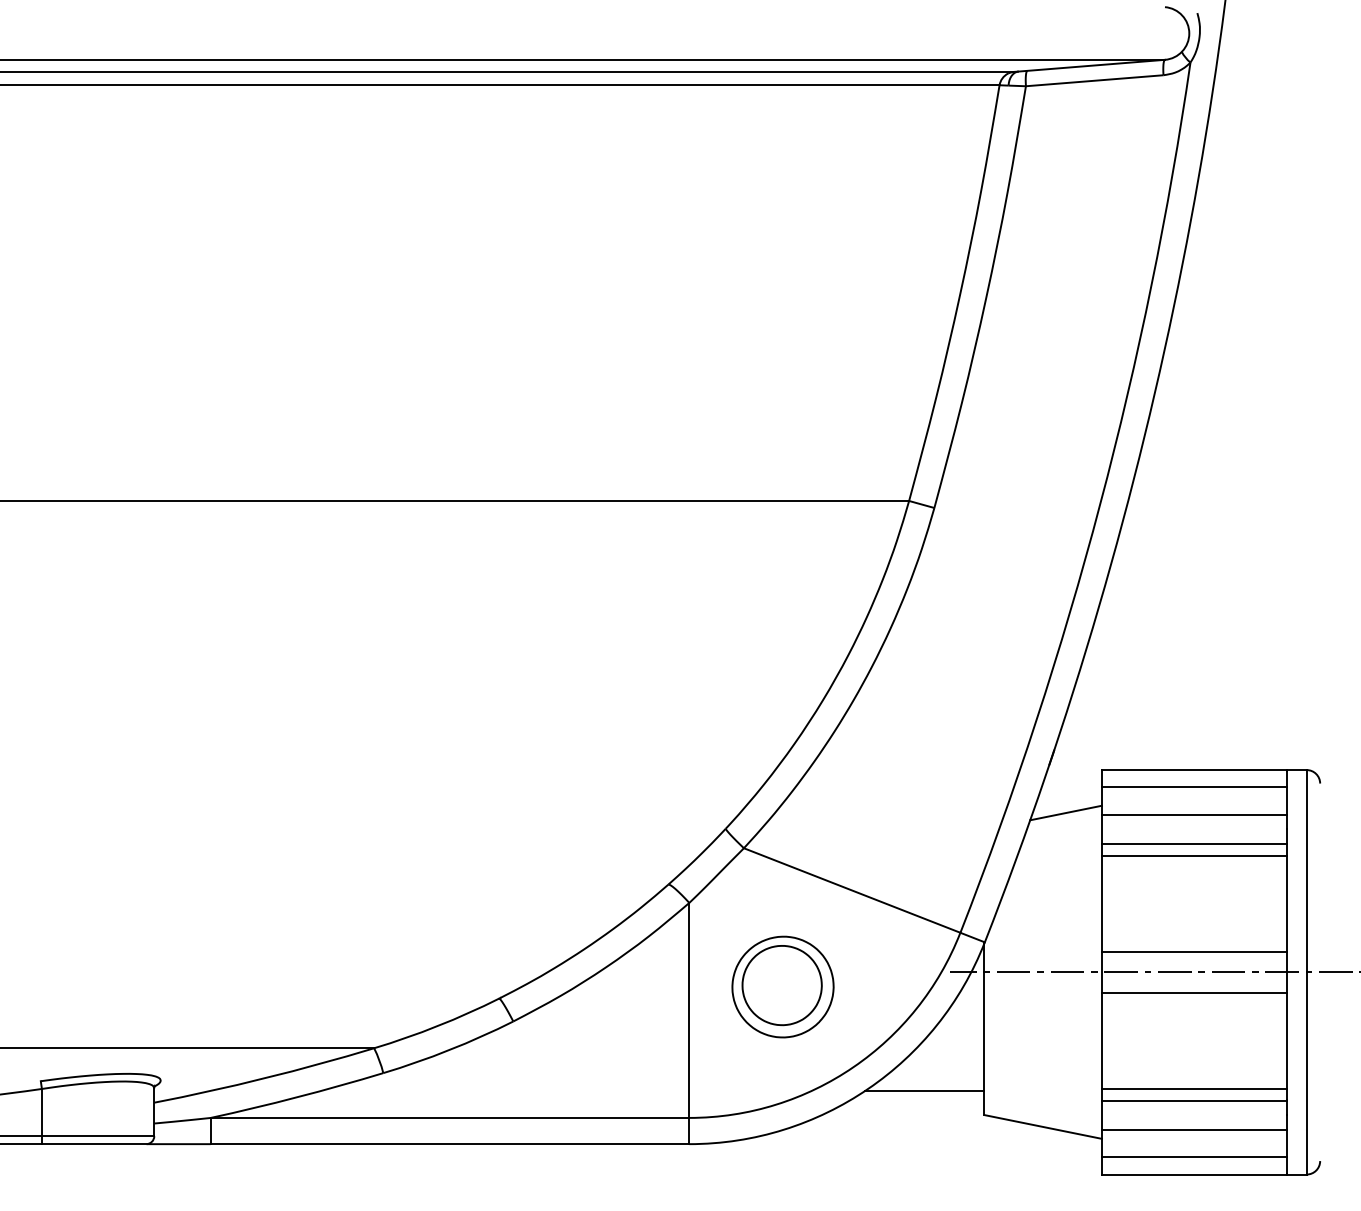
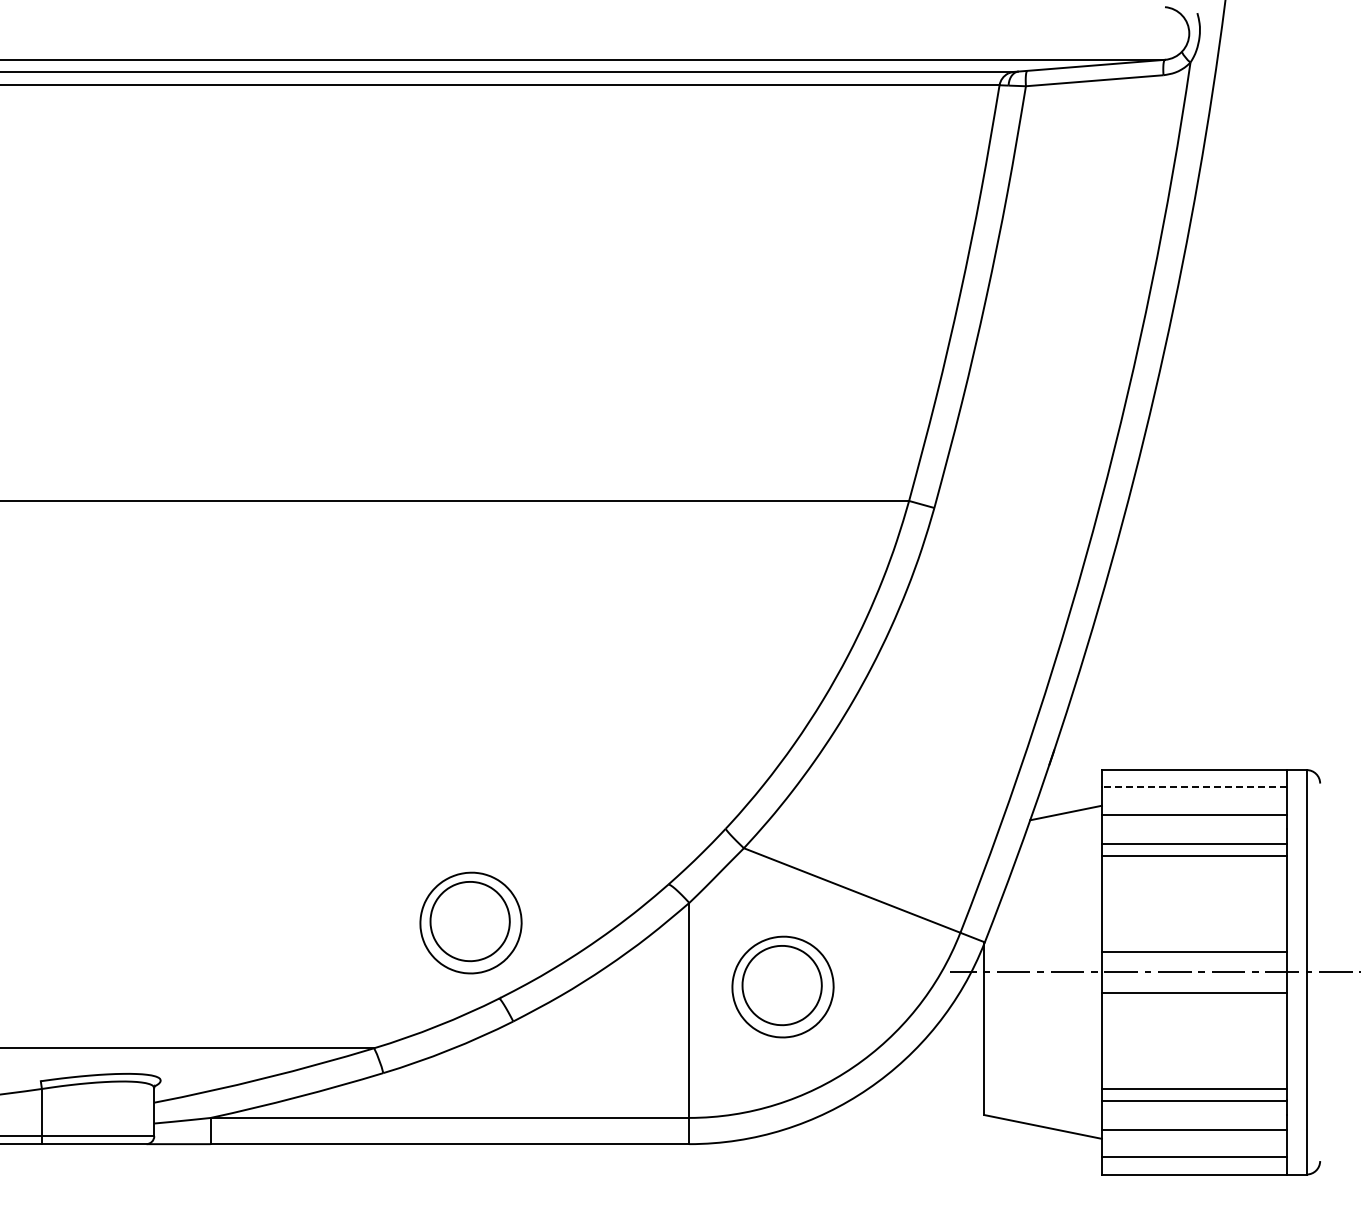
line: solid -> dashed (1193, 787)
part: none -> present (470, 922)
line: present -> none (924, 1091)
